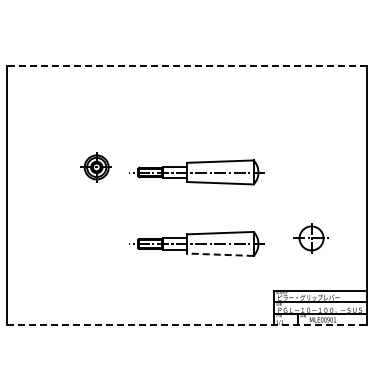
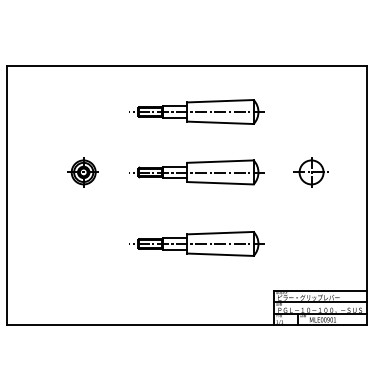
line: dashed -> solid (186, 65)
part: none -> present (196, 111)
part position: (95, 167) -> (82, 172) (82, 172)
part position: (310, 238) -> (310, 172) (310, 172)
line: dashed -> solid (220, 254)
line: dashed -> solid (187, 325)
